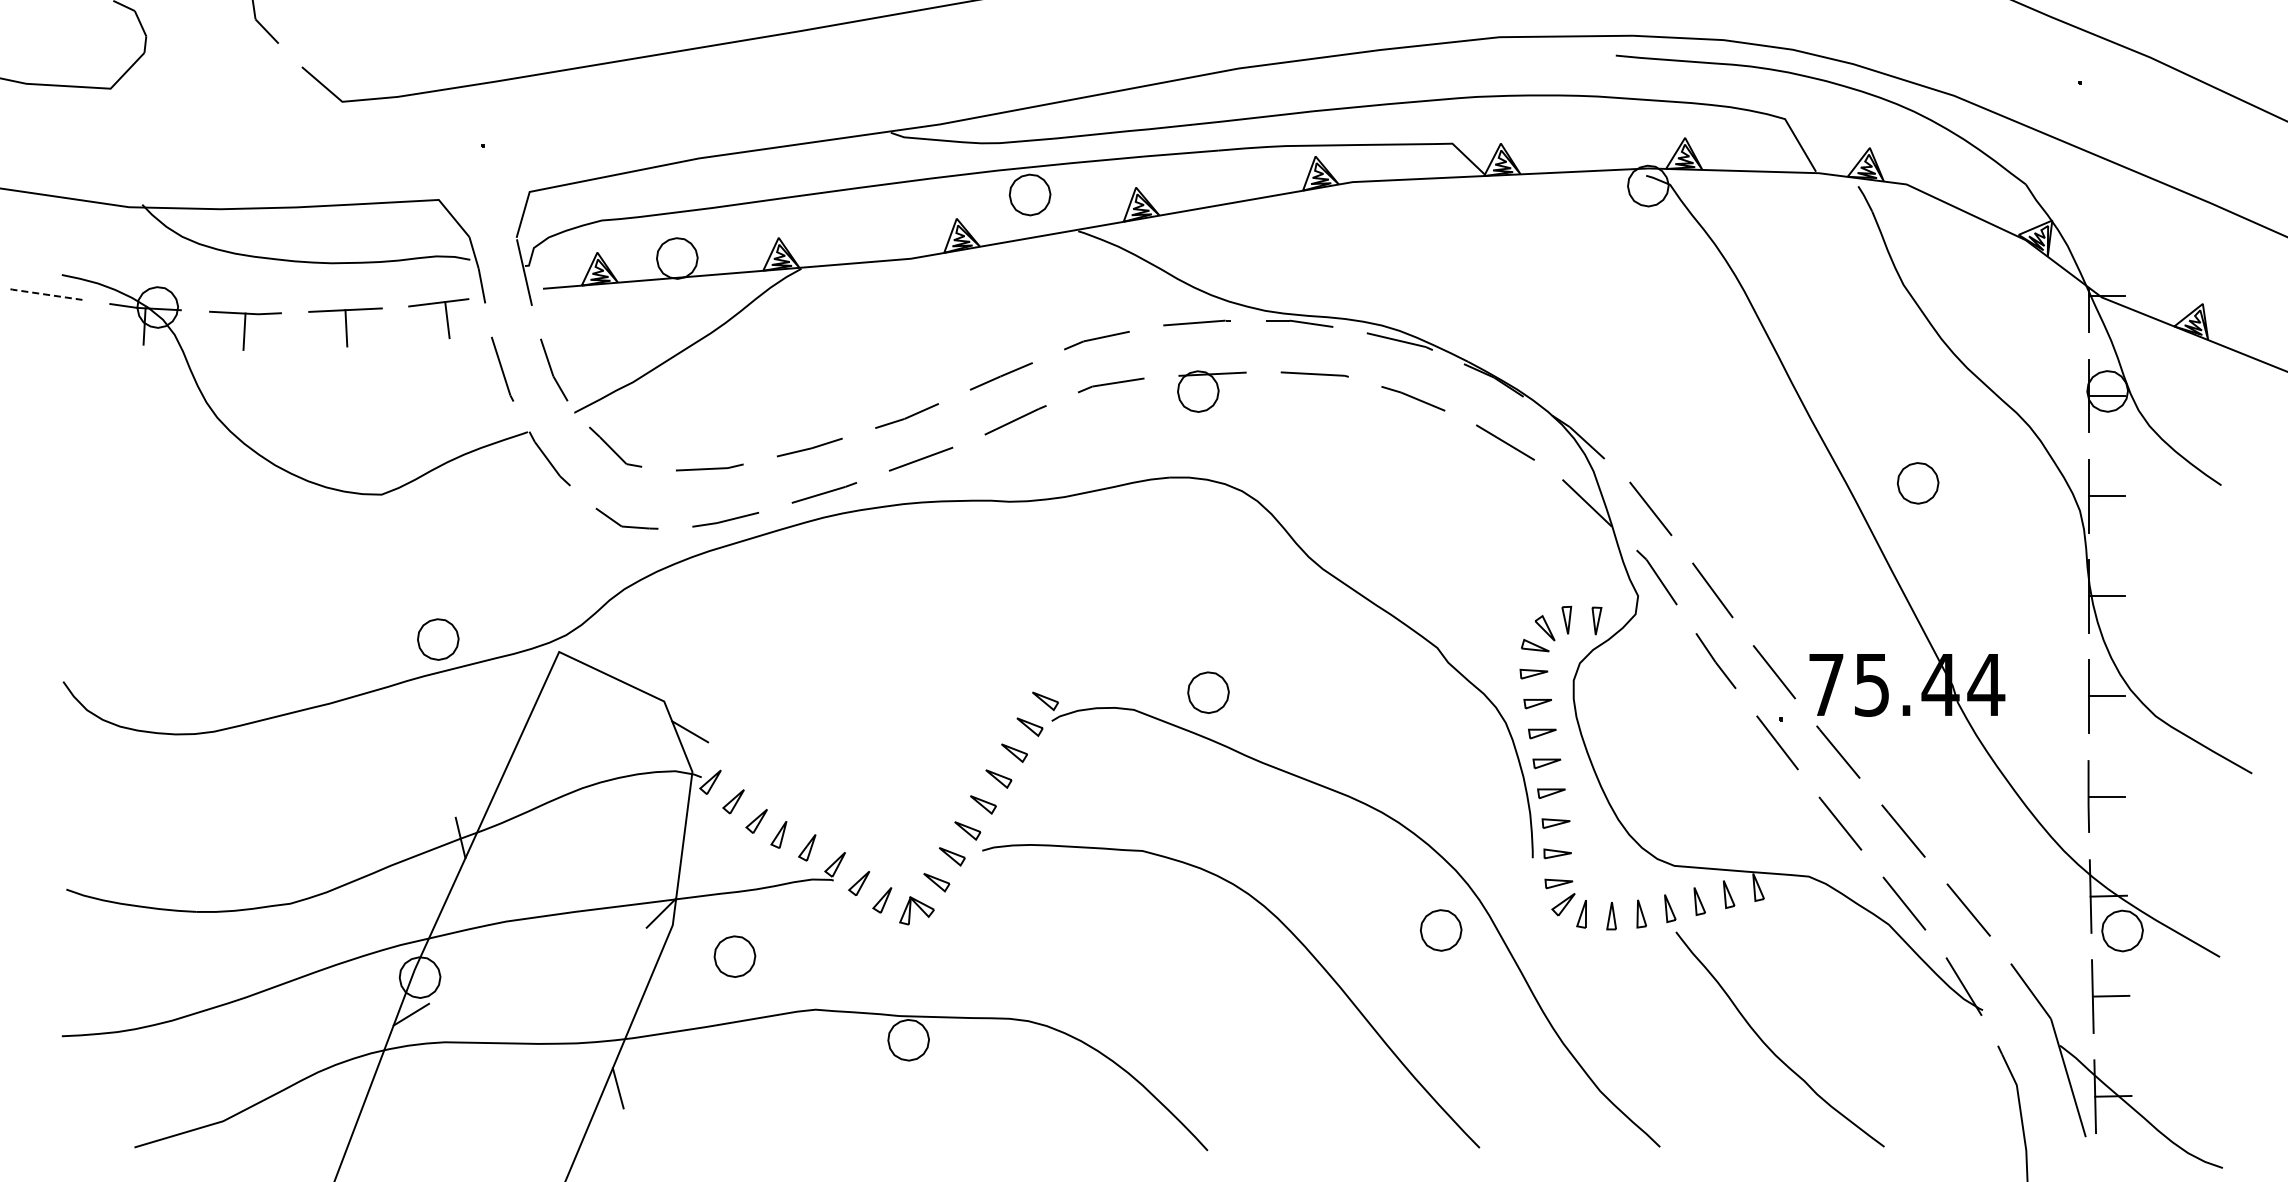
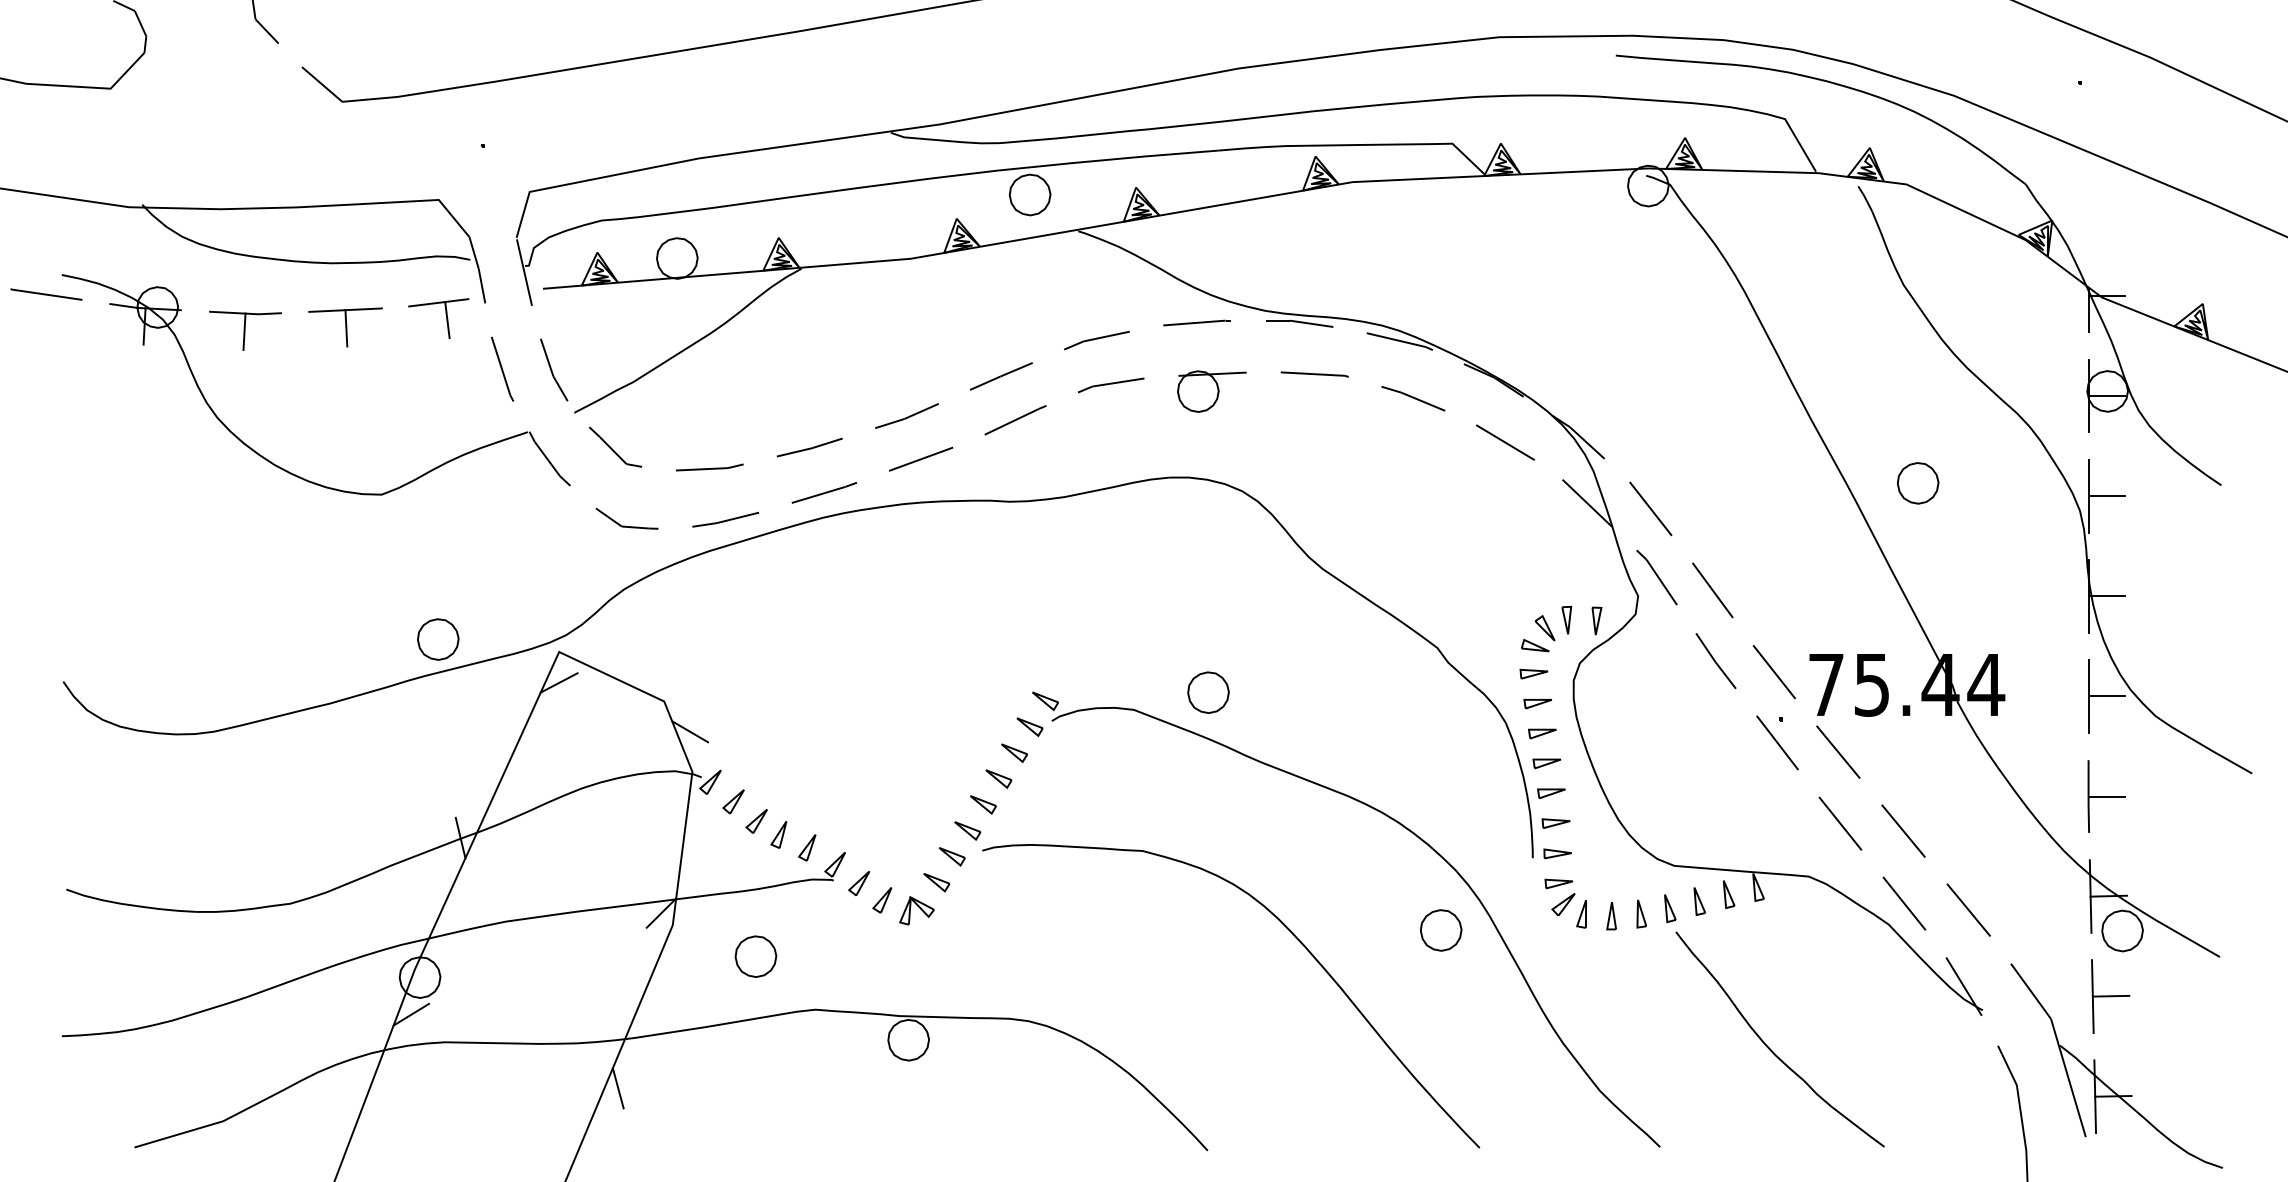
line: dashed -> solid (46, 294)
line: none -> present (558, 682)
part position: (734, 956) -> (755, 956) (755, 956)
